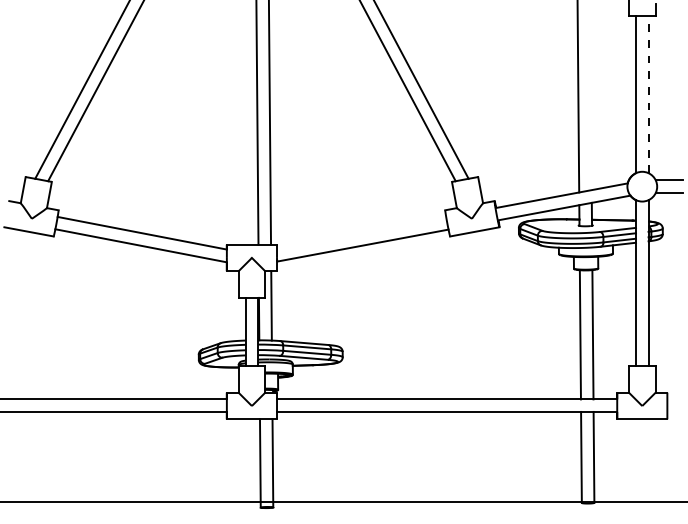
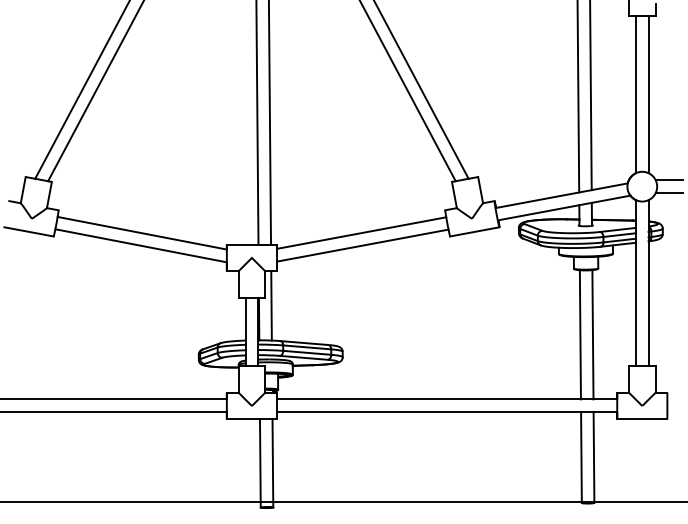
line: dashed -> solid (648, 94)
line: none -> present (590, 96)
line: none -> present (361, 232)
